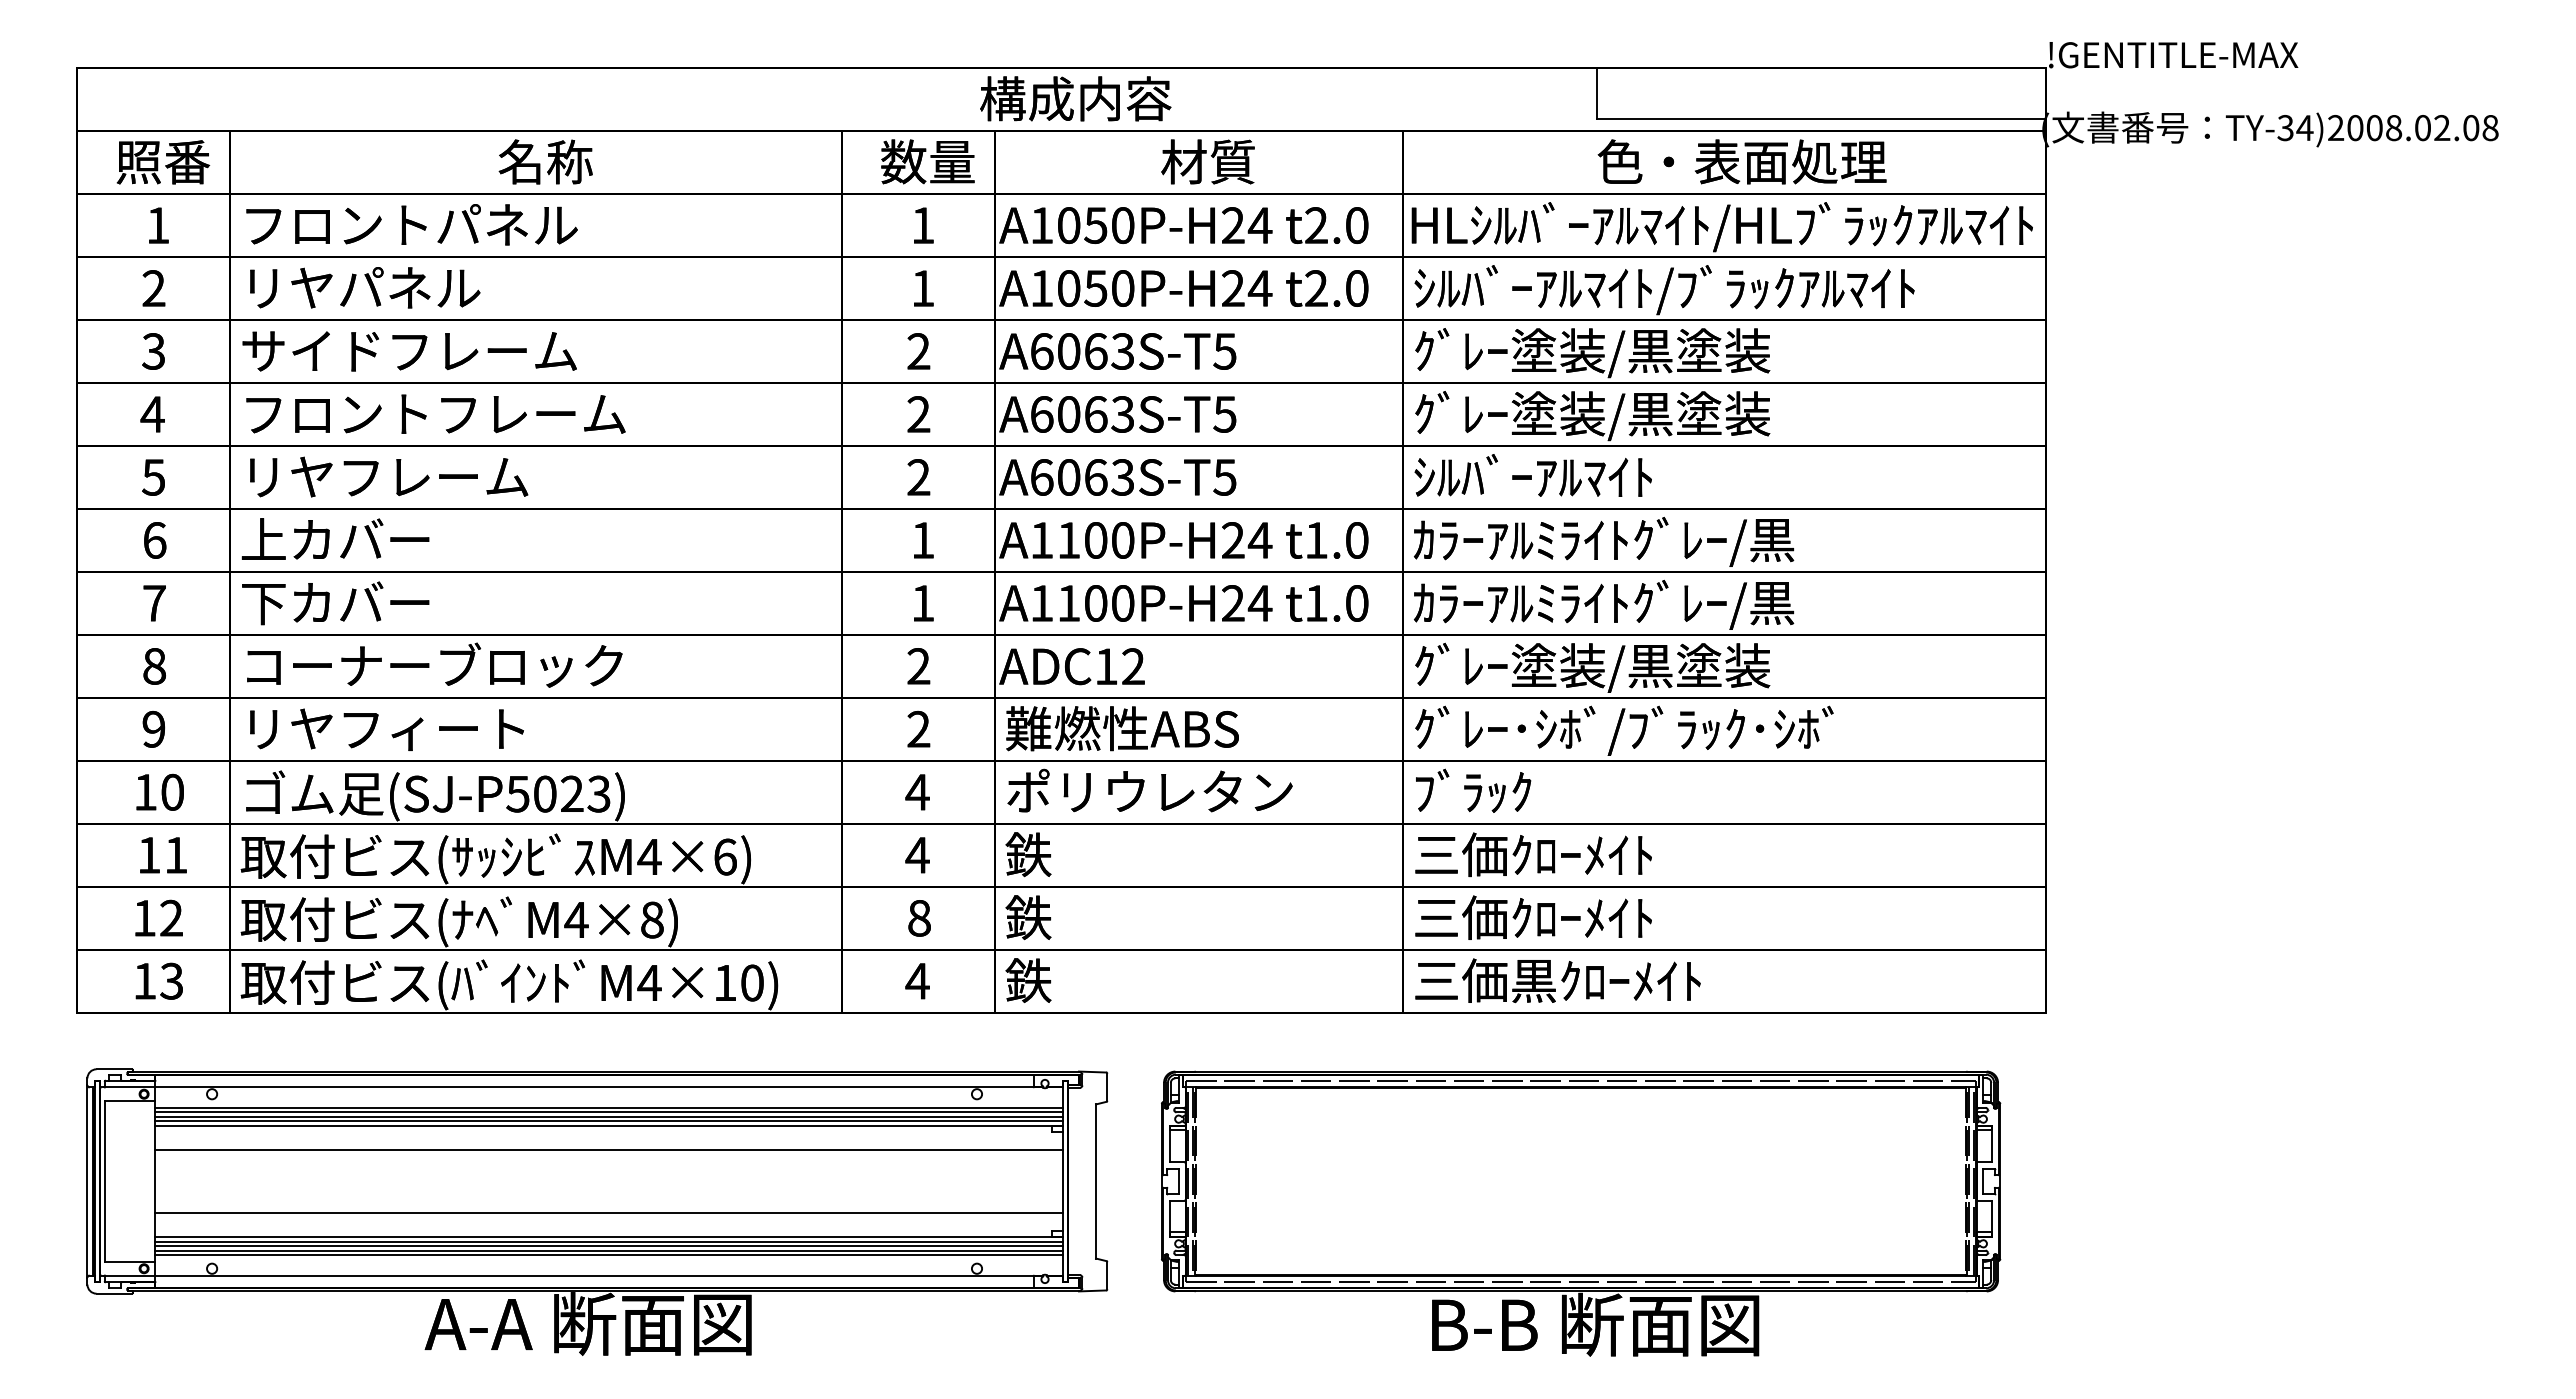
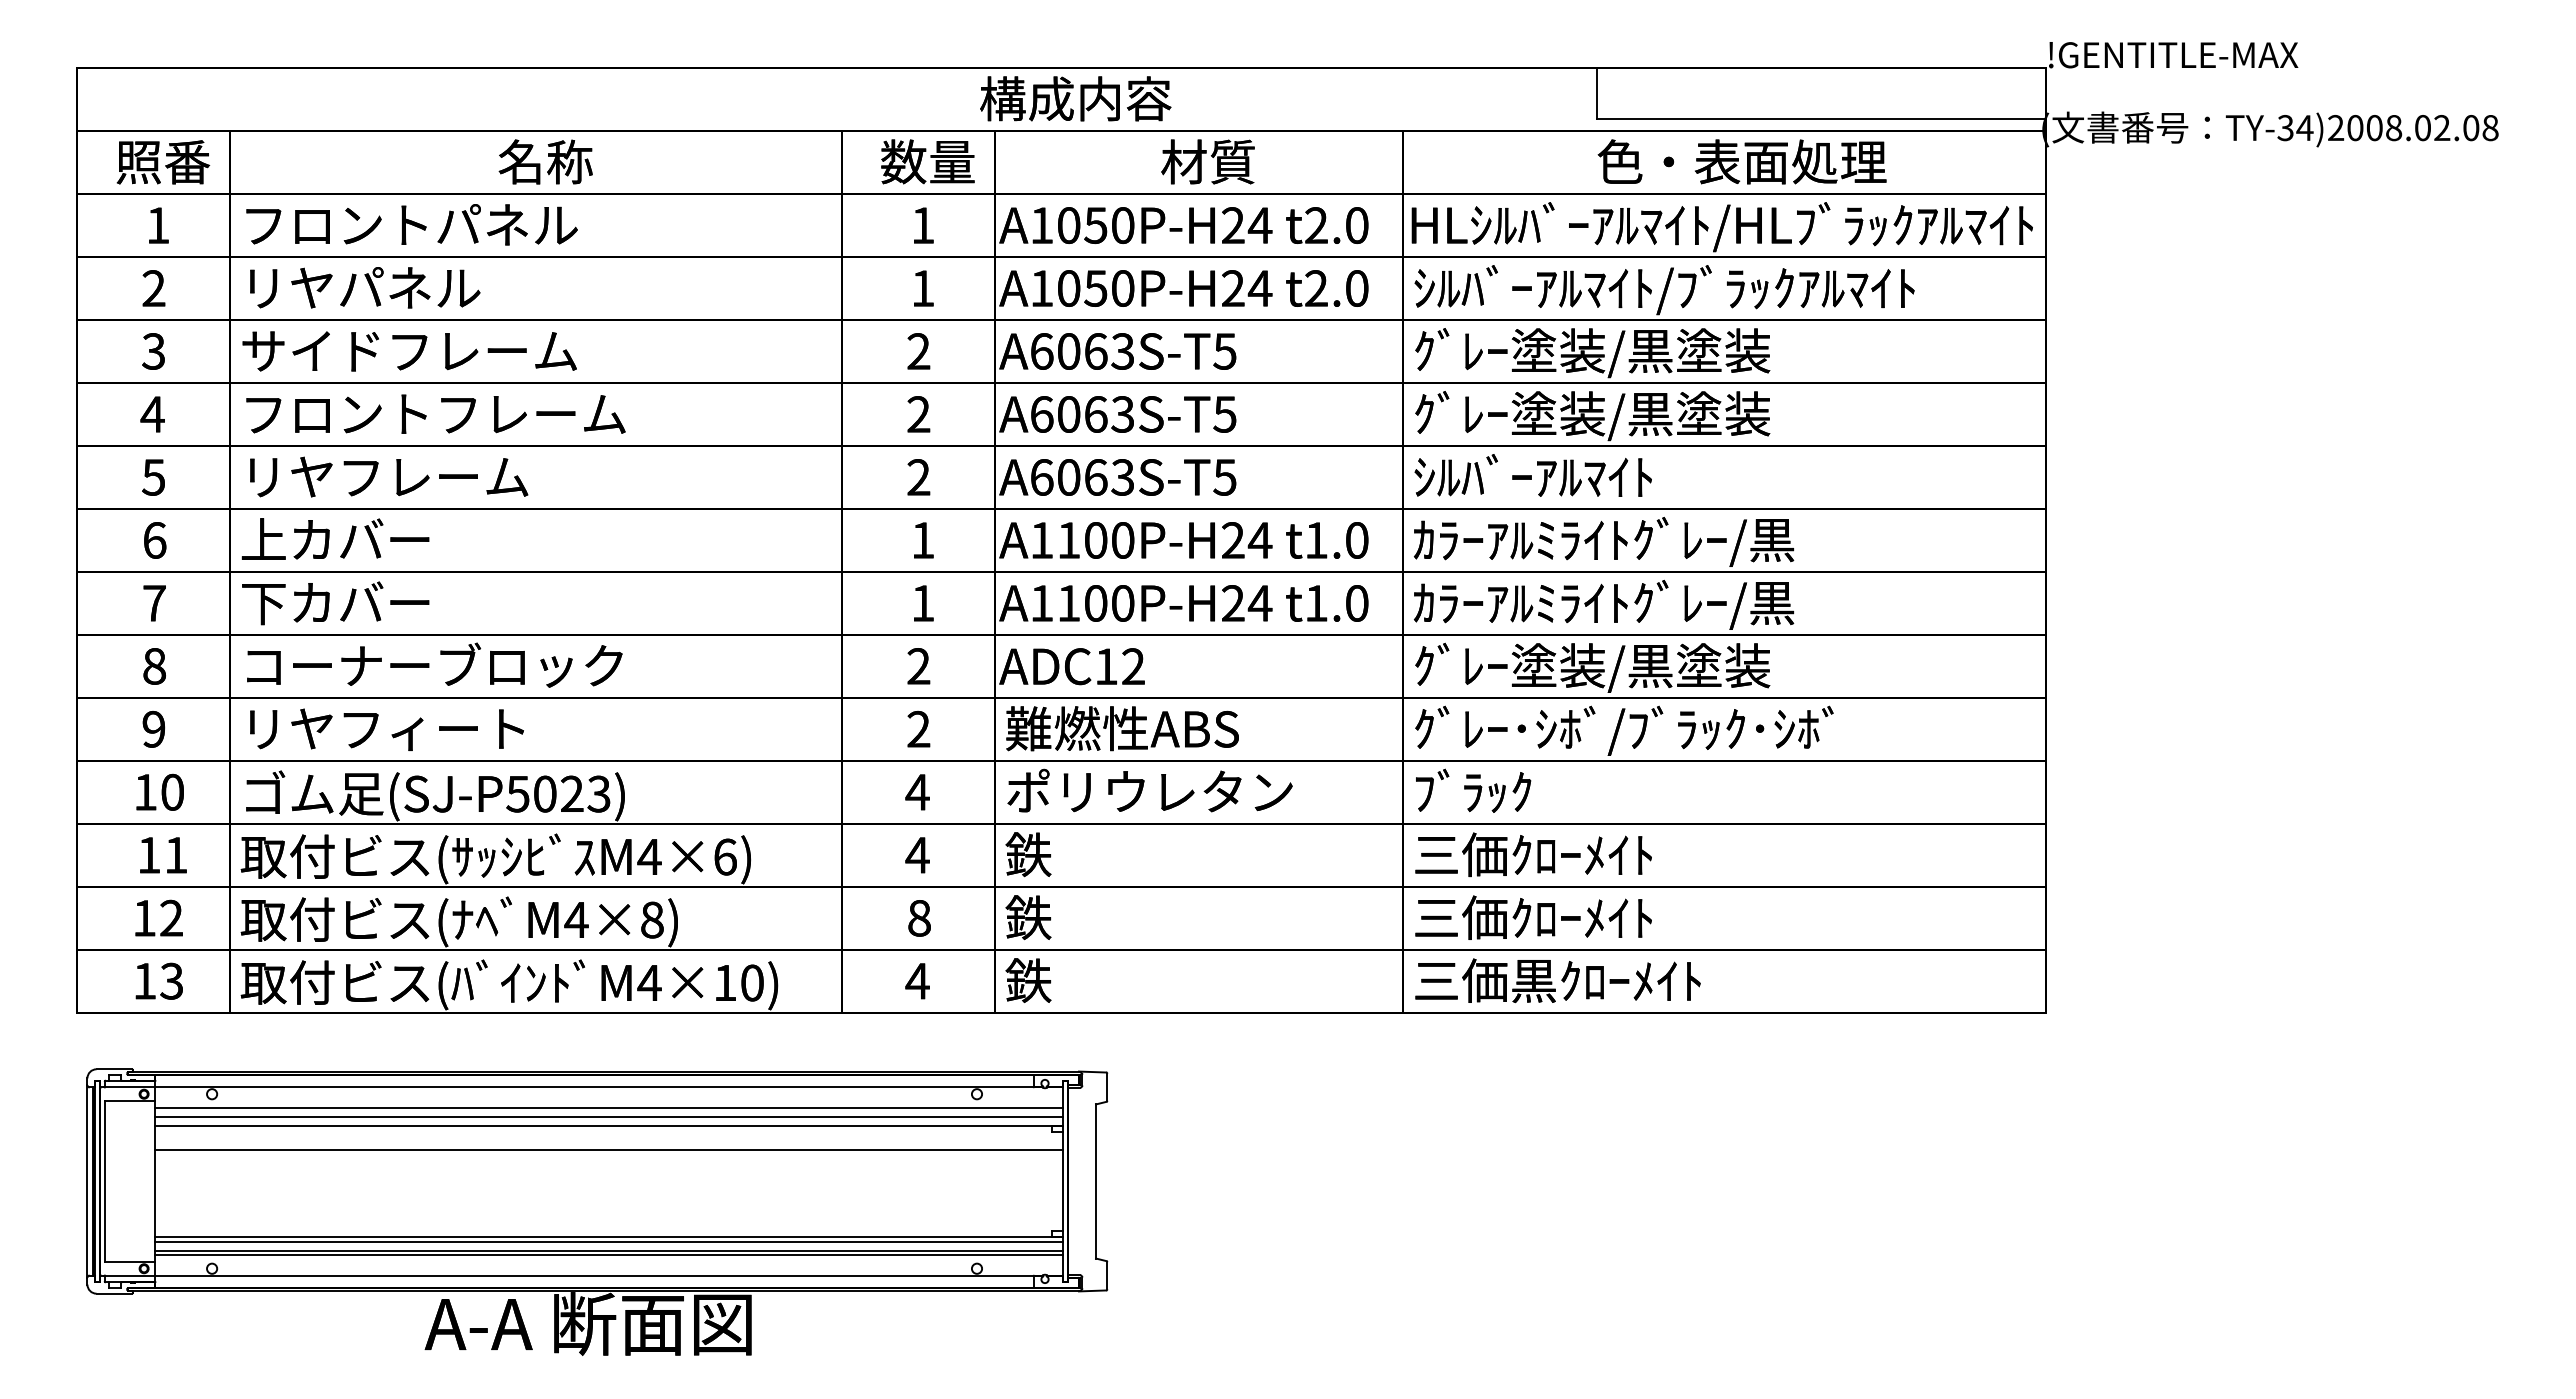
line: present -> none (608, 1112)
line: present -> none (608, 1121)
line: present -> none (608, 1213)
part: present -> none (1581, 1213)
line: present -> none (608, 1245)
